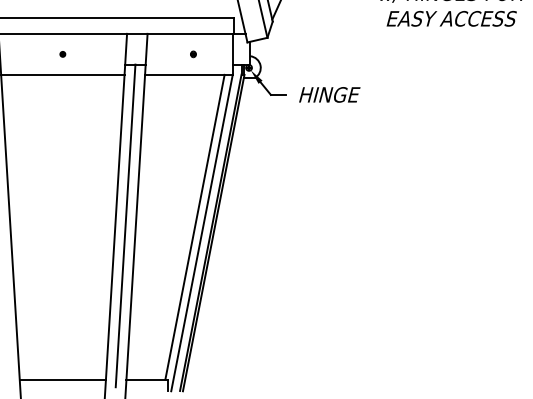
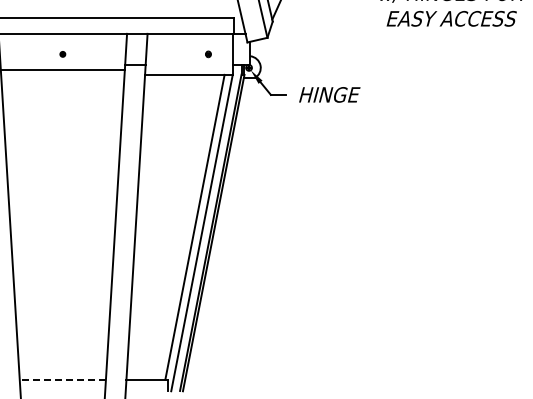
part position: (193, 54) -> (208, 54) (208, 54)
line position: (63, 74) -> (63, 69) (63, 69)
line: present -> none (125, 225)
line: solid -> dashed (62, 379)
